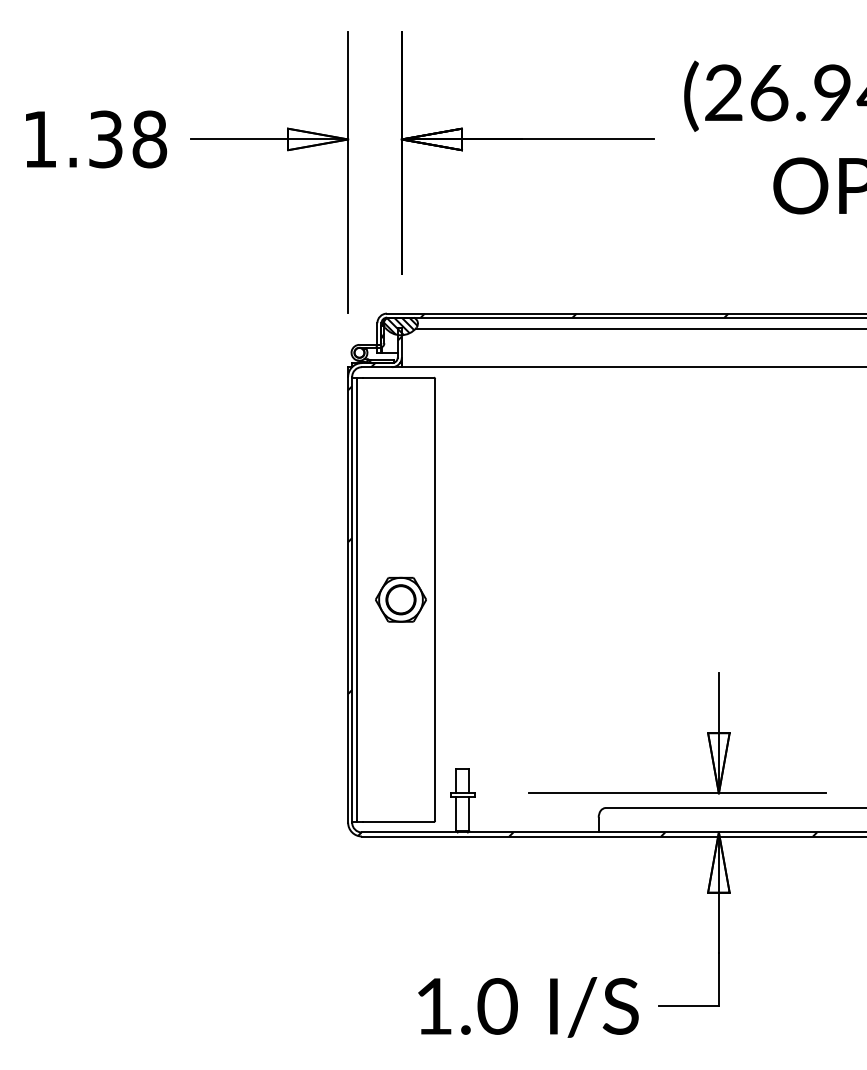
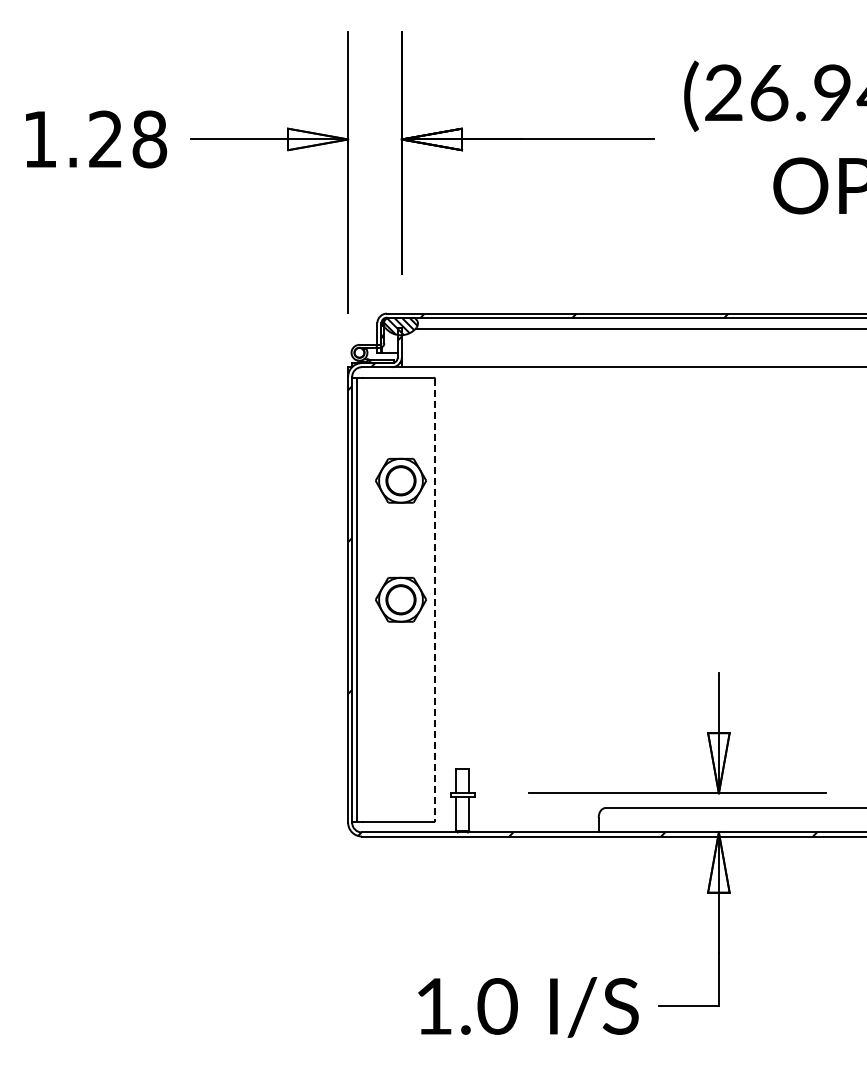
text: 1.38 -> 1.28 (105, 139)
part: none -> present (400, 480)
line: solid -> dashed (435, 599)
